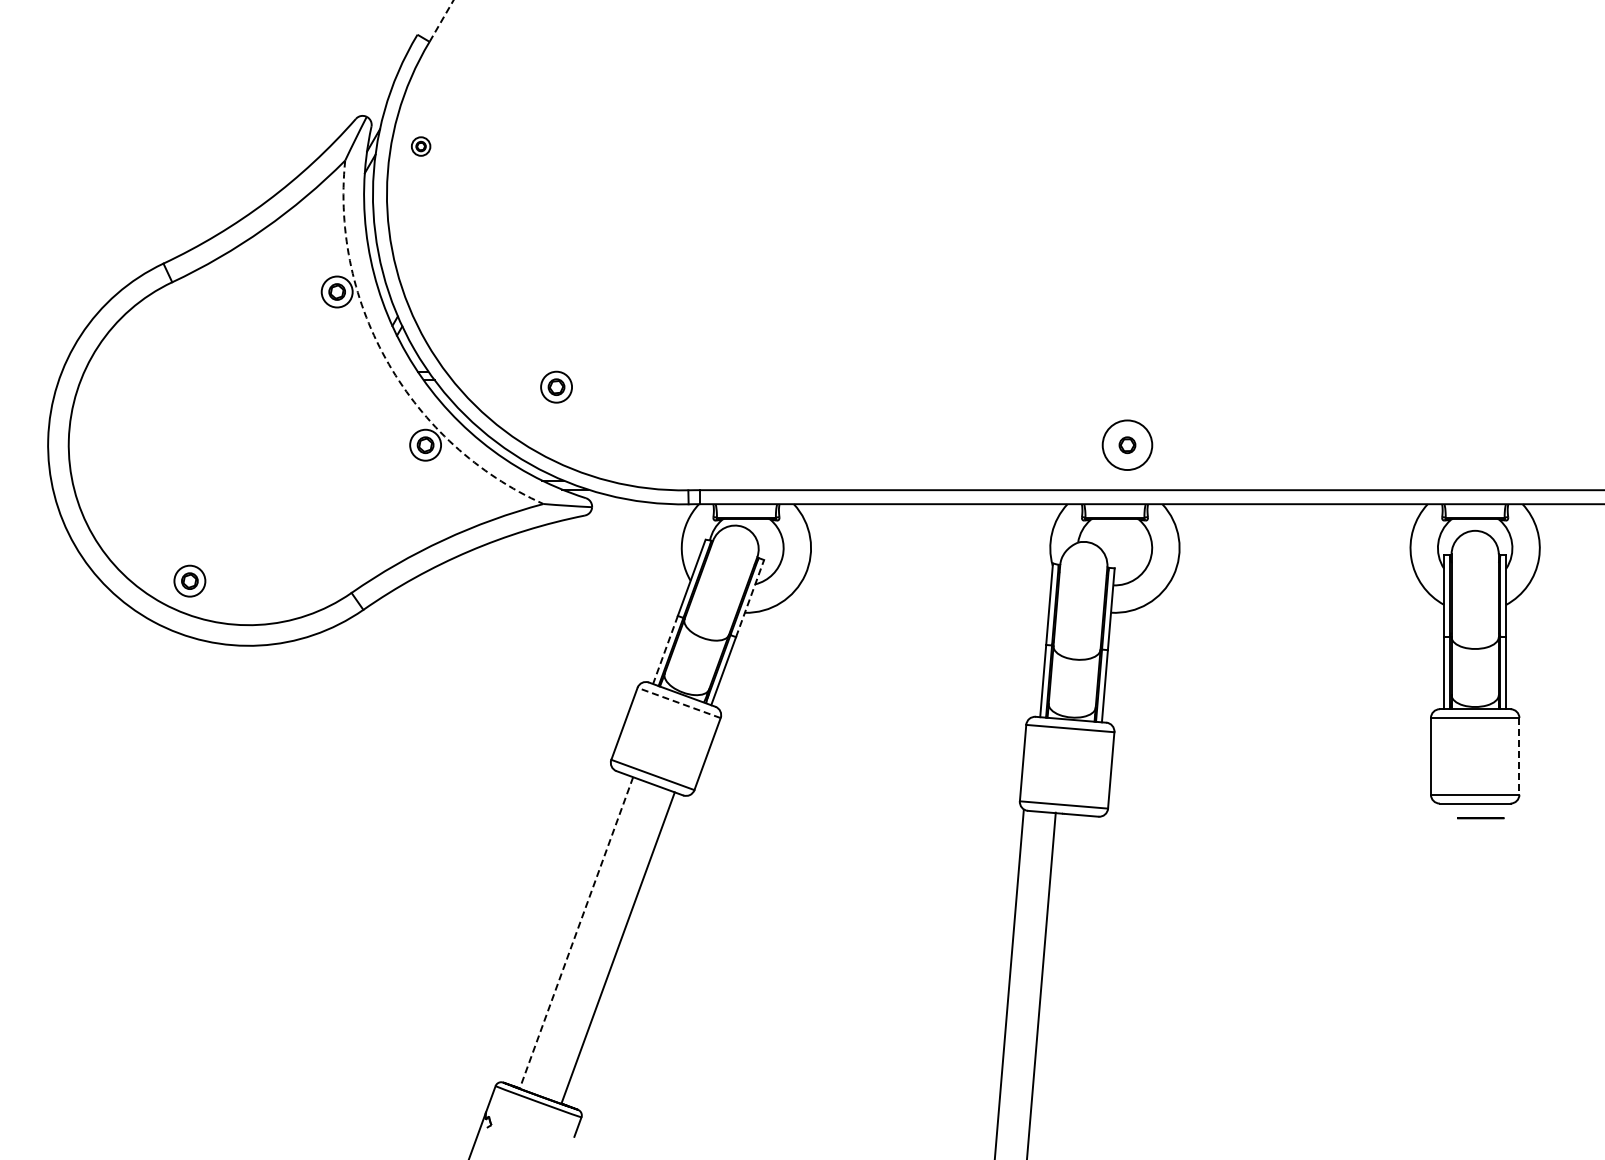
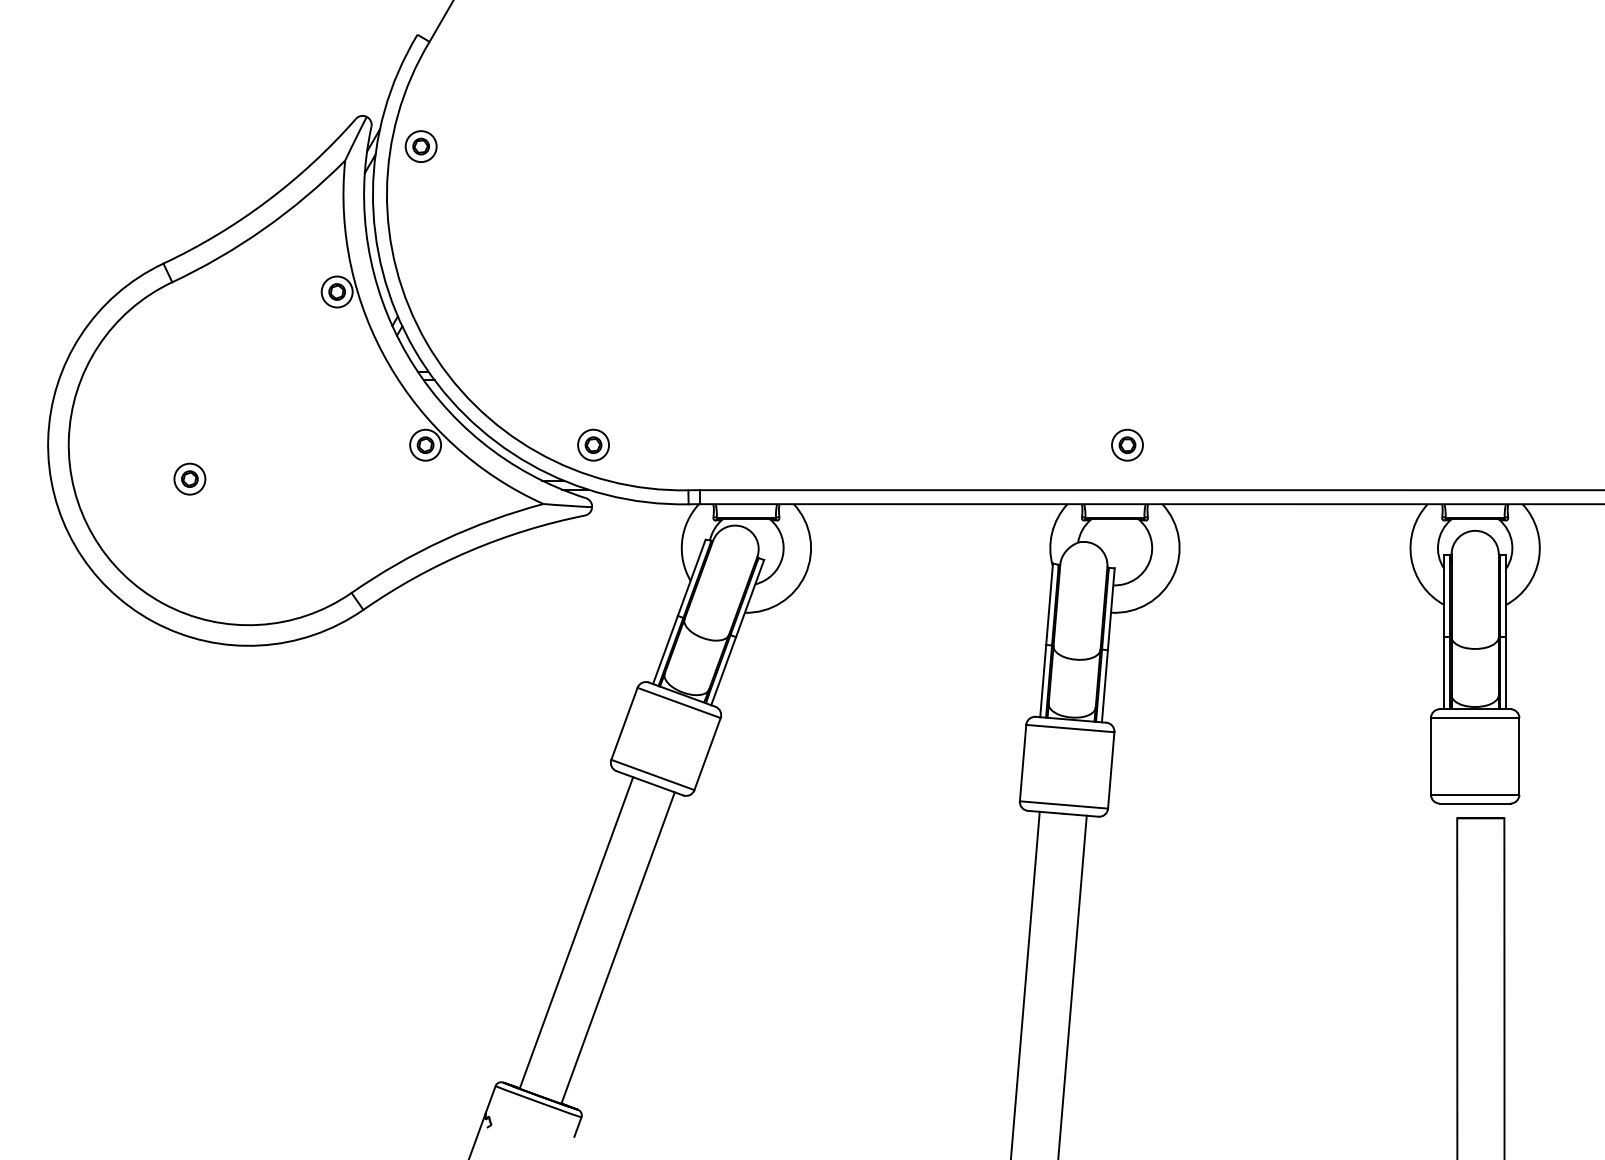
line: dashed -> solid (441, 21)
part size: 22x21 px -> 34x33 px (420, 146)
arc: dashed -> solid (388, 364)
part position: (556, 386) -> (593, 444) (593, 444)
circle diameter: 50 px -> 31 px (1127, 444)
part position: (189, 580) -> (189, 478) (189, 478)
line: dashed -> solid (750, 598)
line: dashed -> solid (665, 650)
line: dashed -> solid (678, 702)
line: dashed -> solid (1519, 756)
line: dashed -> solid (576, 933)
line position: (1009, 983) -> (1025, 983) (1025, 983)
line position: (1041, 984) -> (1072, 985) (1072, 985)
line: none -> present (1457, 987)
line: none -> present (1504, 987)
